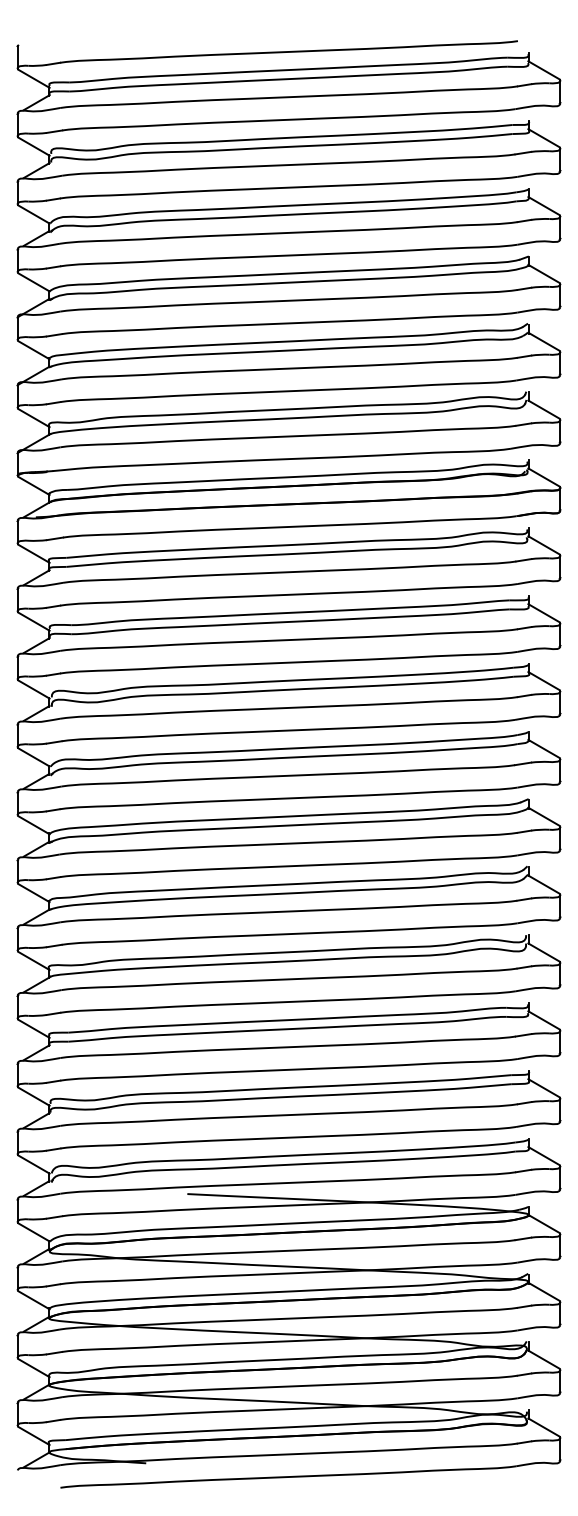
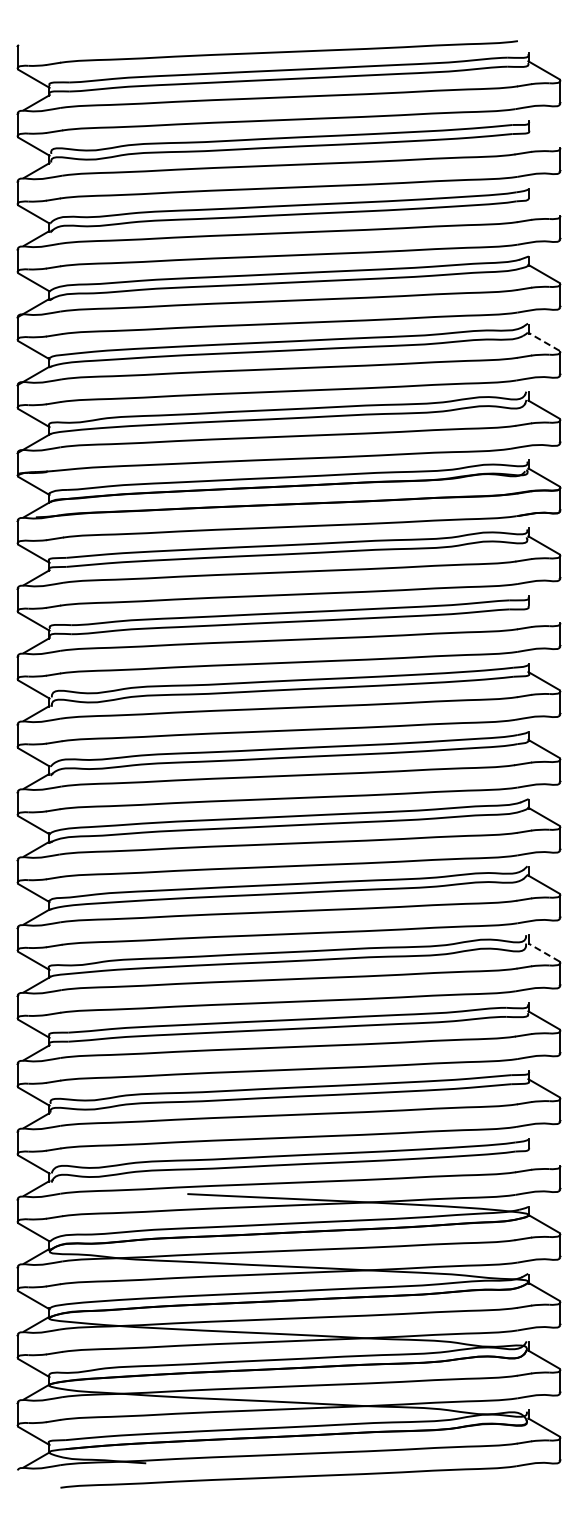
line: present -> none (543, 138)
line: present -> none (543, 206)
line: solid -> dashed (543, 341)
line: present -> none (543, 613)
line: solid -> dashed (543, 952)
line: present -> none (543, 1156)
